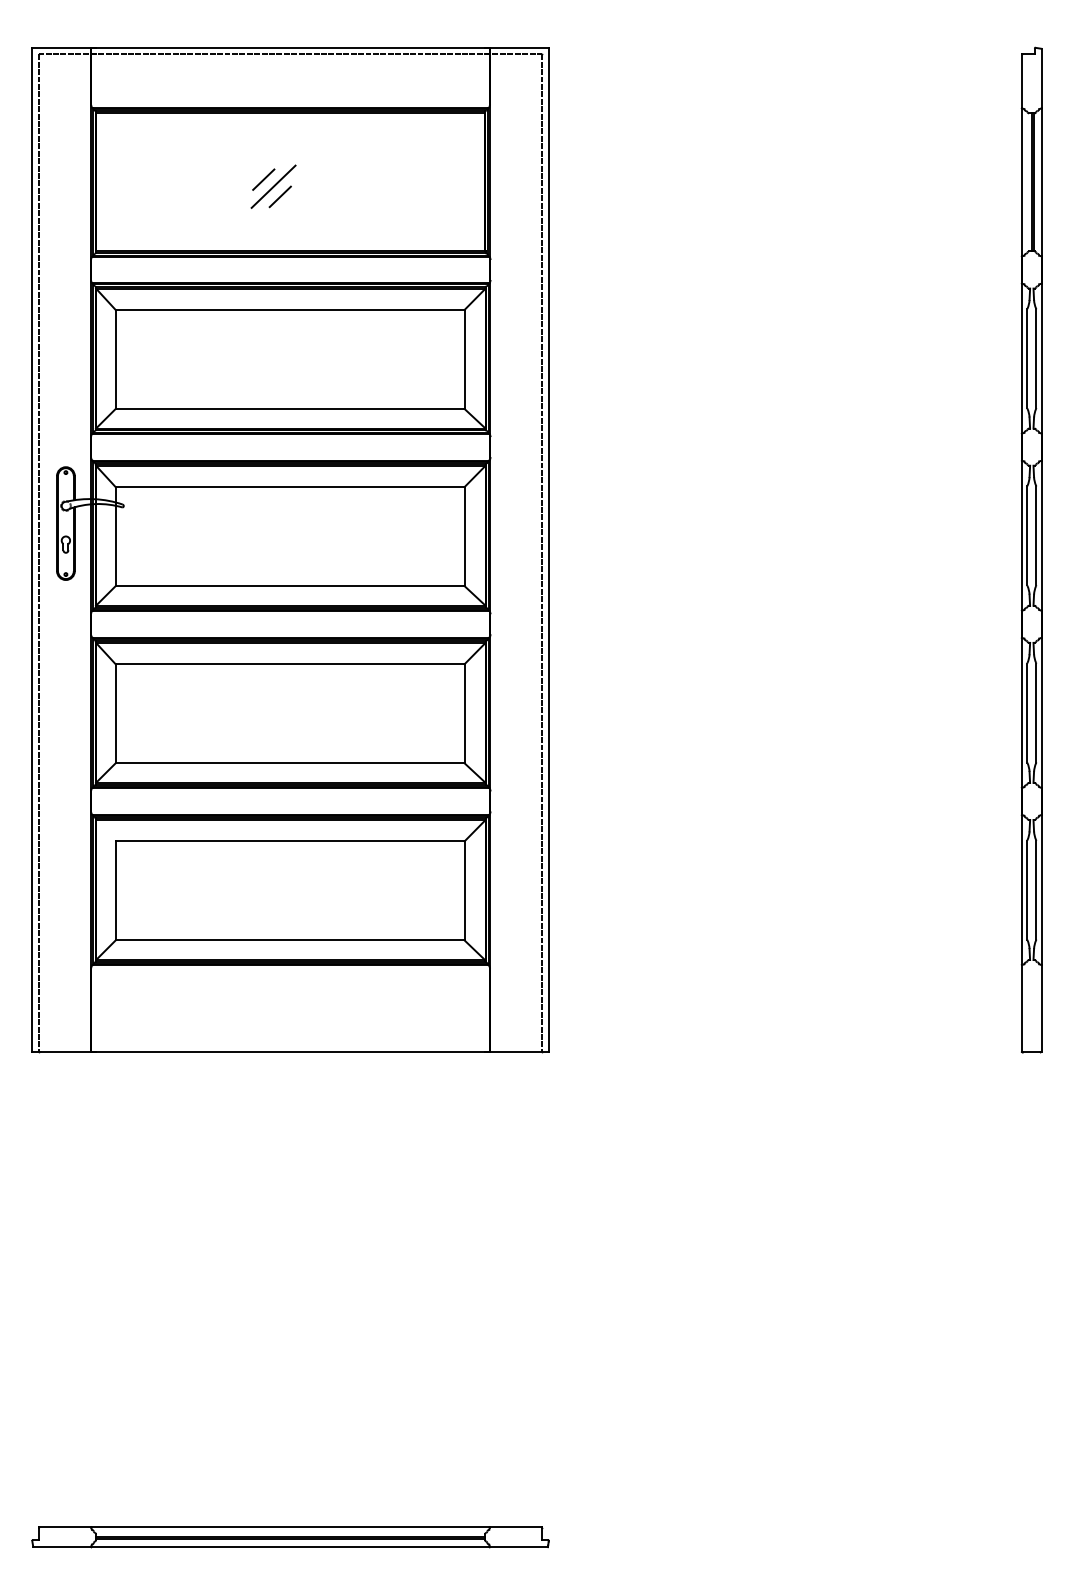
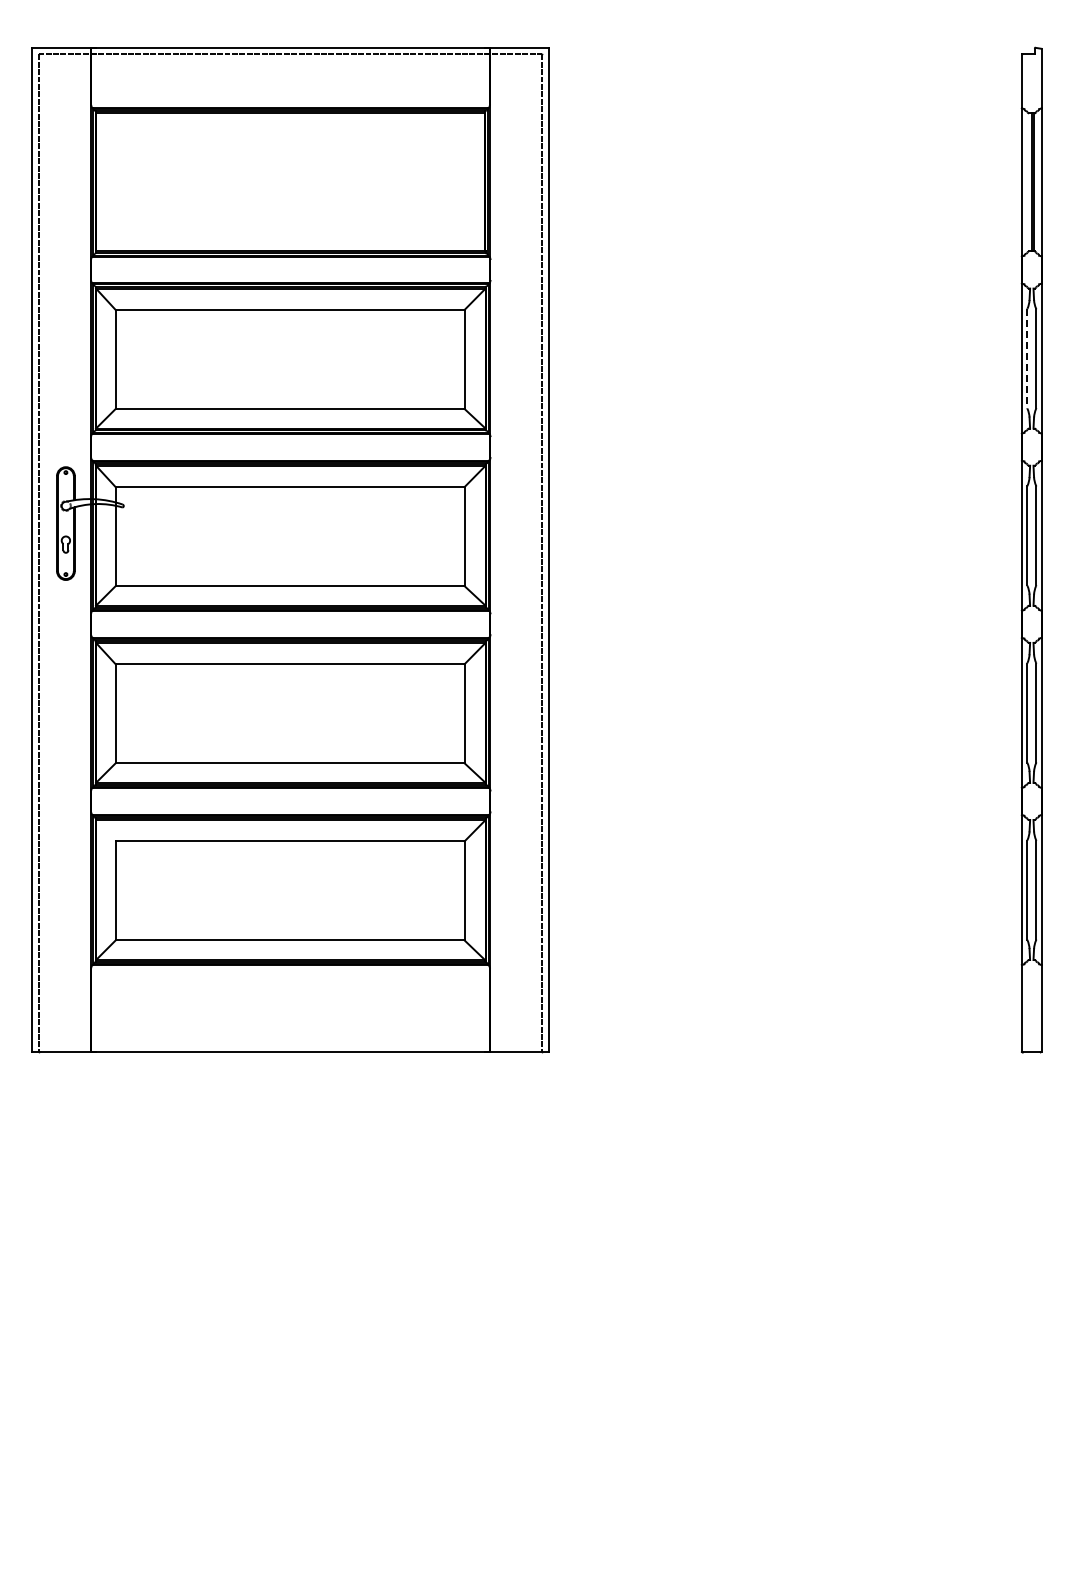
line: present -> none (263, 179)
line: present -> none (273, 186)
line: present -> none (279, 196)
line: solid -> dashed (1027, 359)
part: present -> none (290, 1537)
